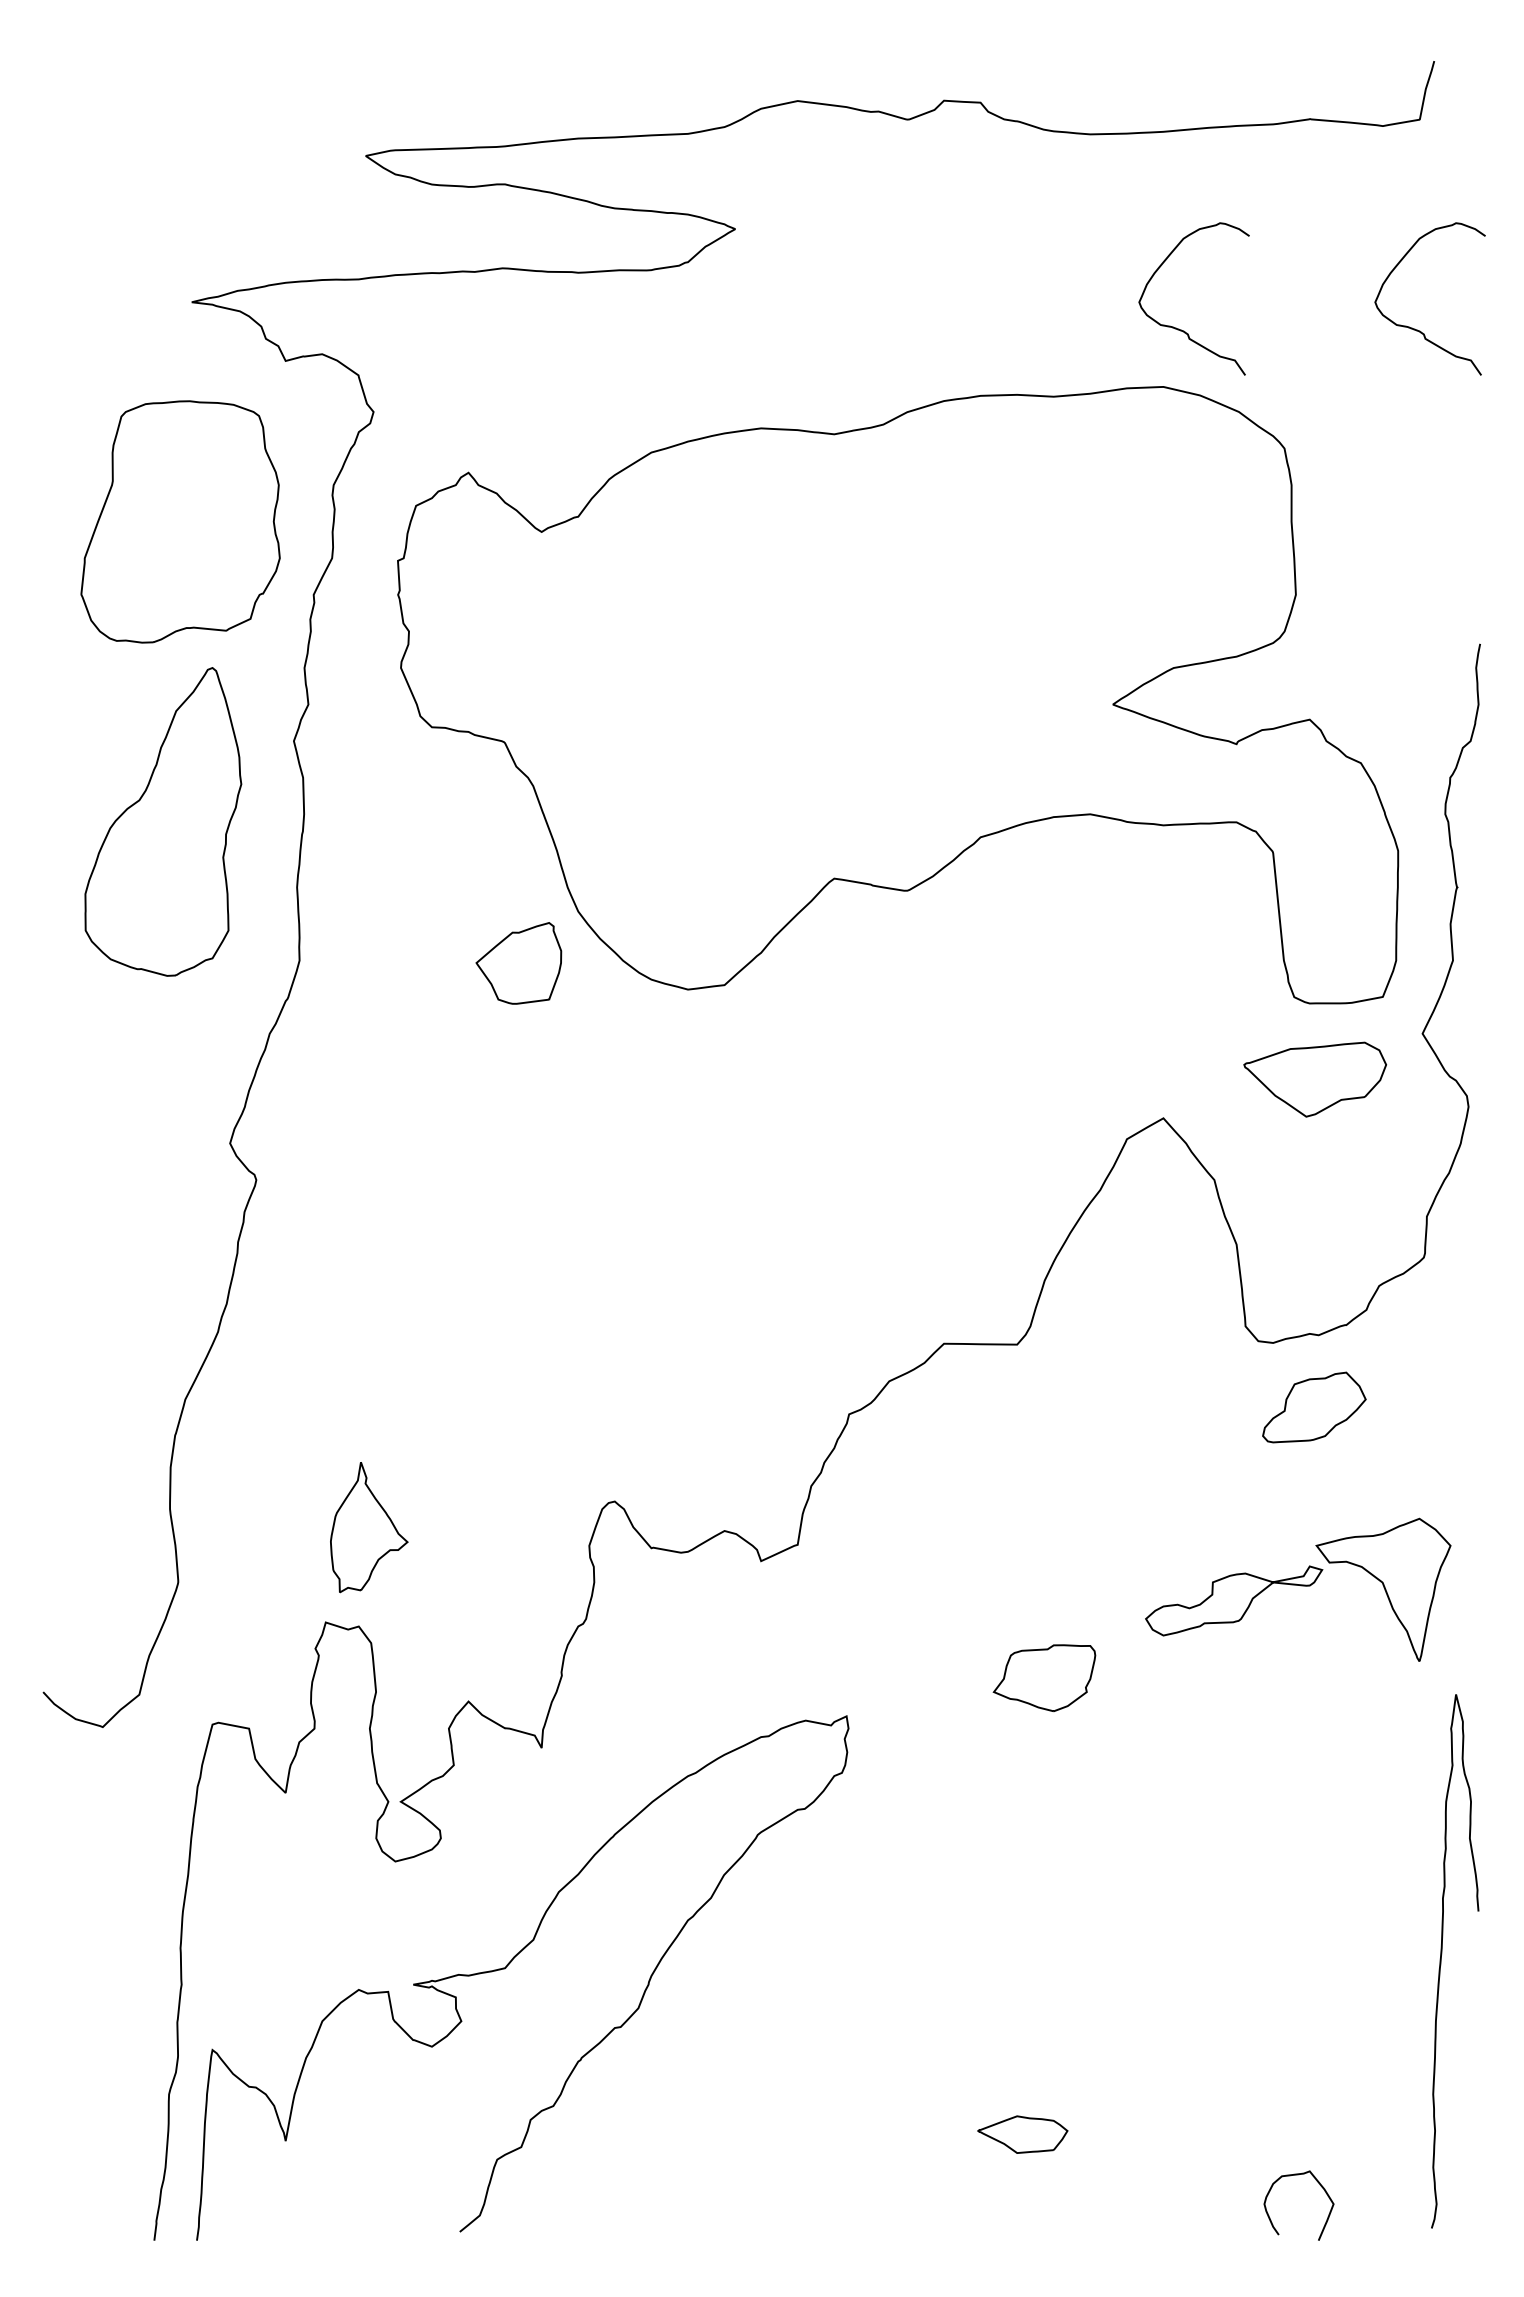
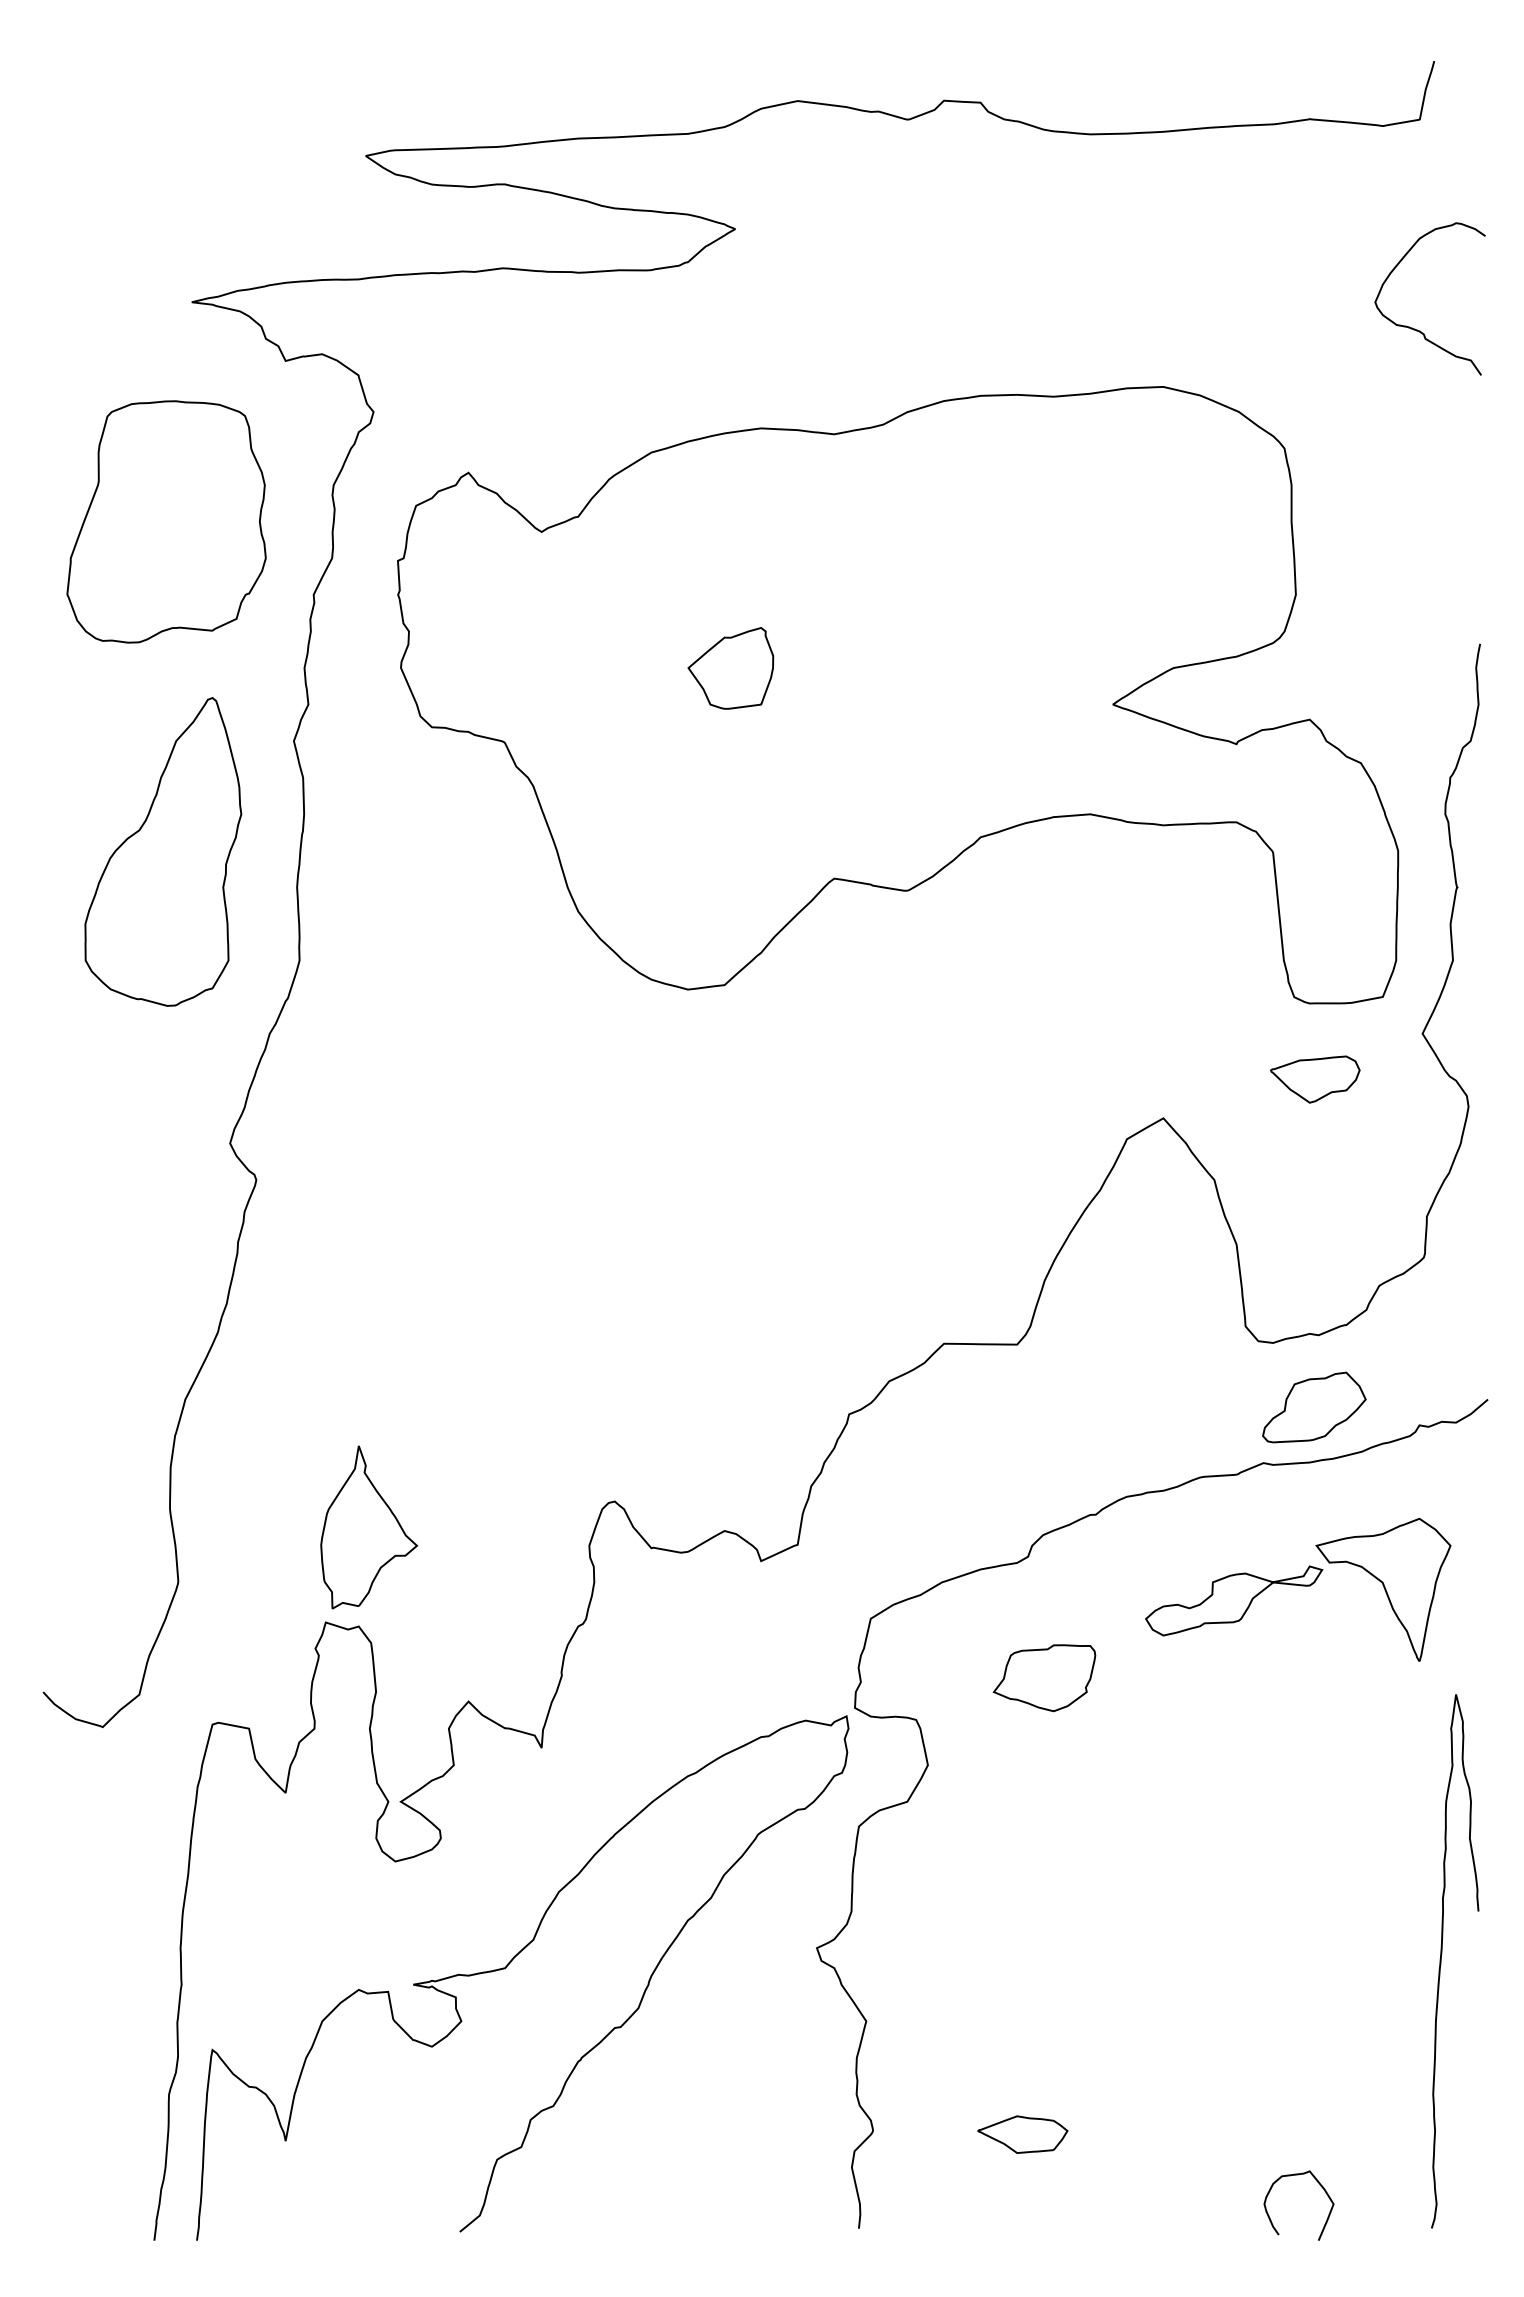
curve: present -> none (1181, 329)
part position: (180, 521) -> (166, 521) (166, 521)
part position: (163, 821) -> (163, 851) (163, 851)
part position: (518, 963) -> (730, 668) (730, 668)
part size: 145x77 px -> 91x49 px (1315, 1079)
part size: 79x132 px -> 99x165 px (369, 1527)
curve: none -> present (928, 1766)
